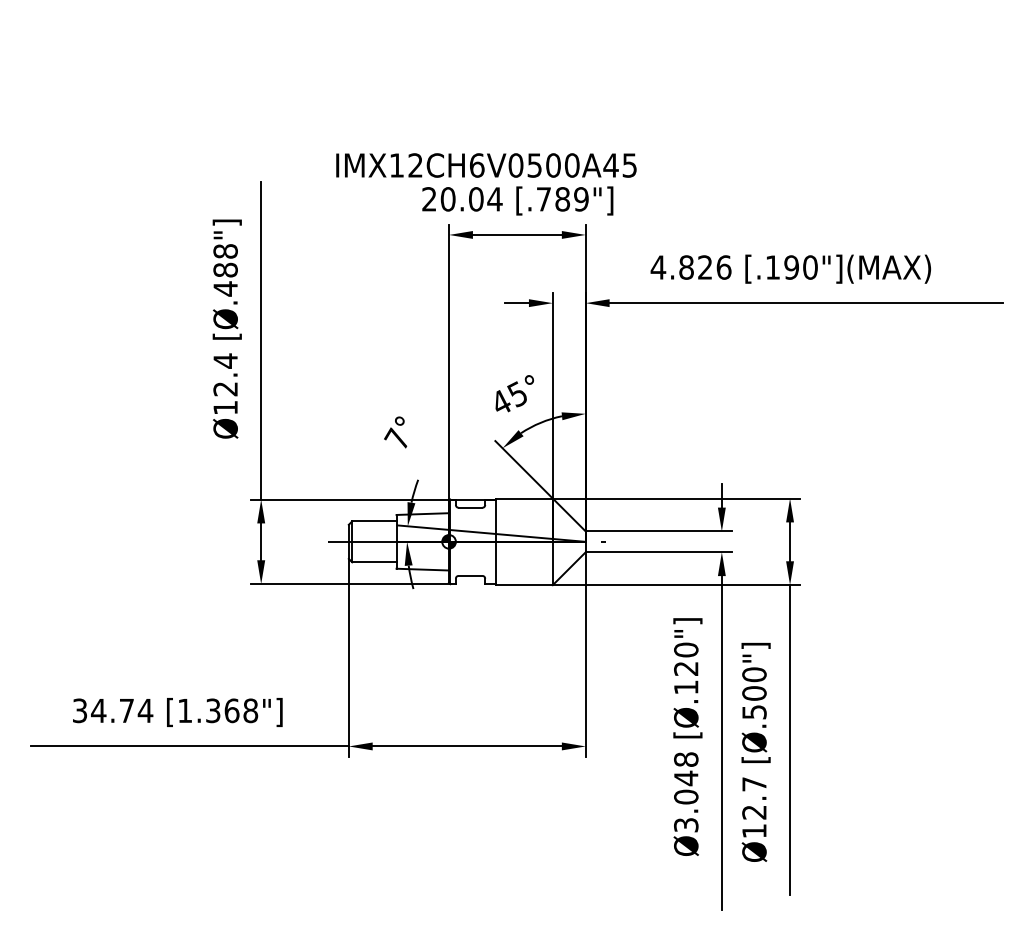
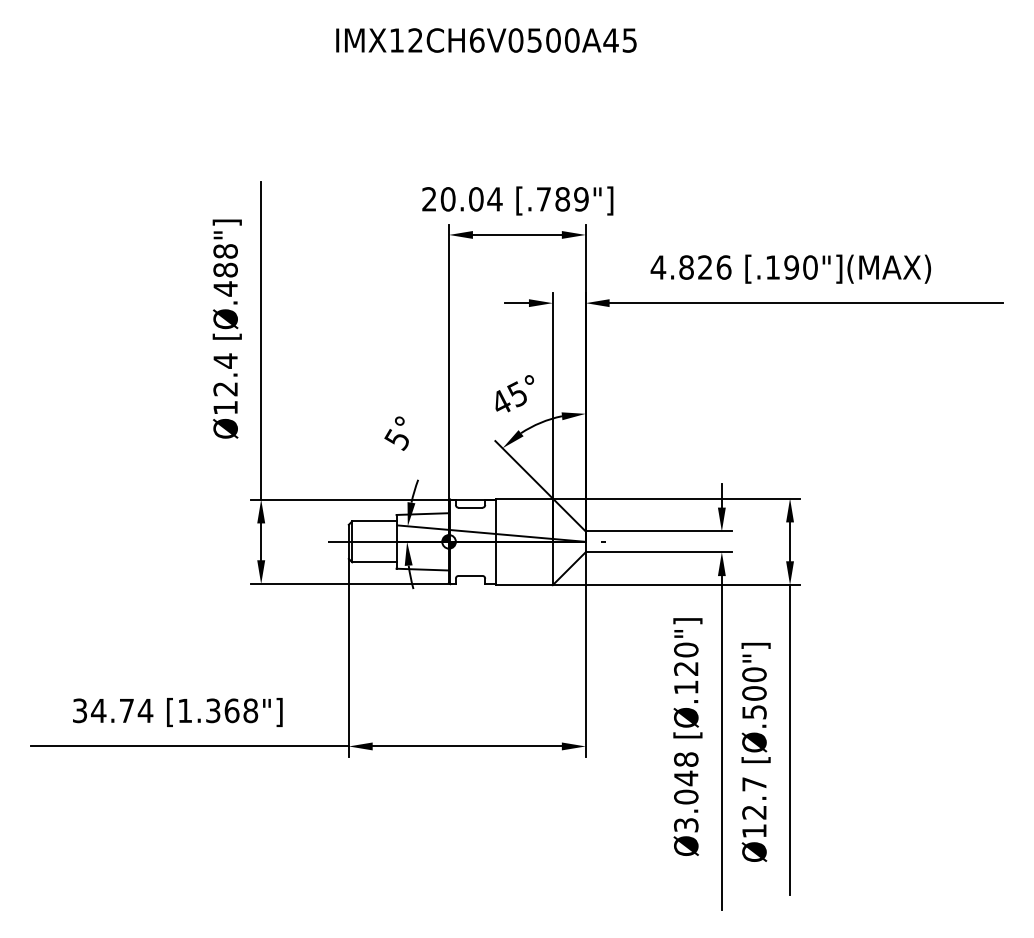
text position: (486, 165) -> (486, 40) (486, 40)
text: 7° -> 5° (396, 438)
